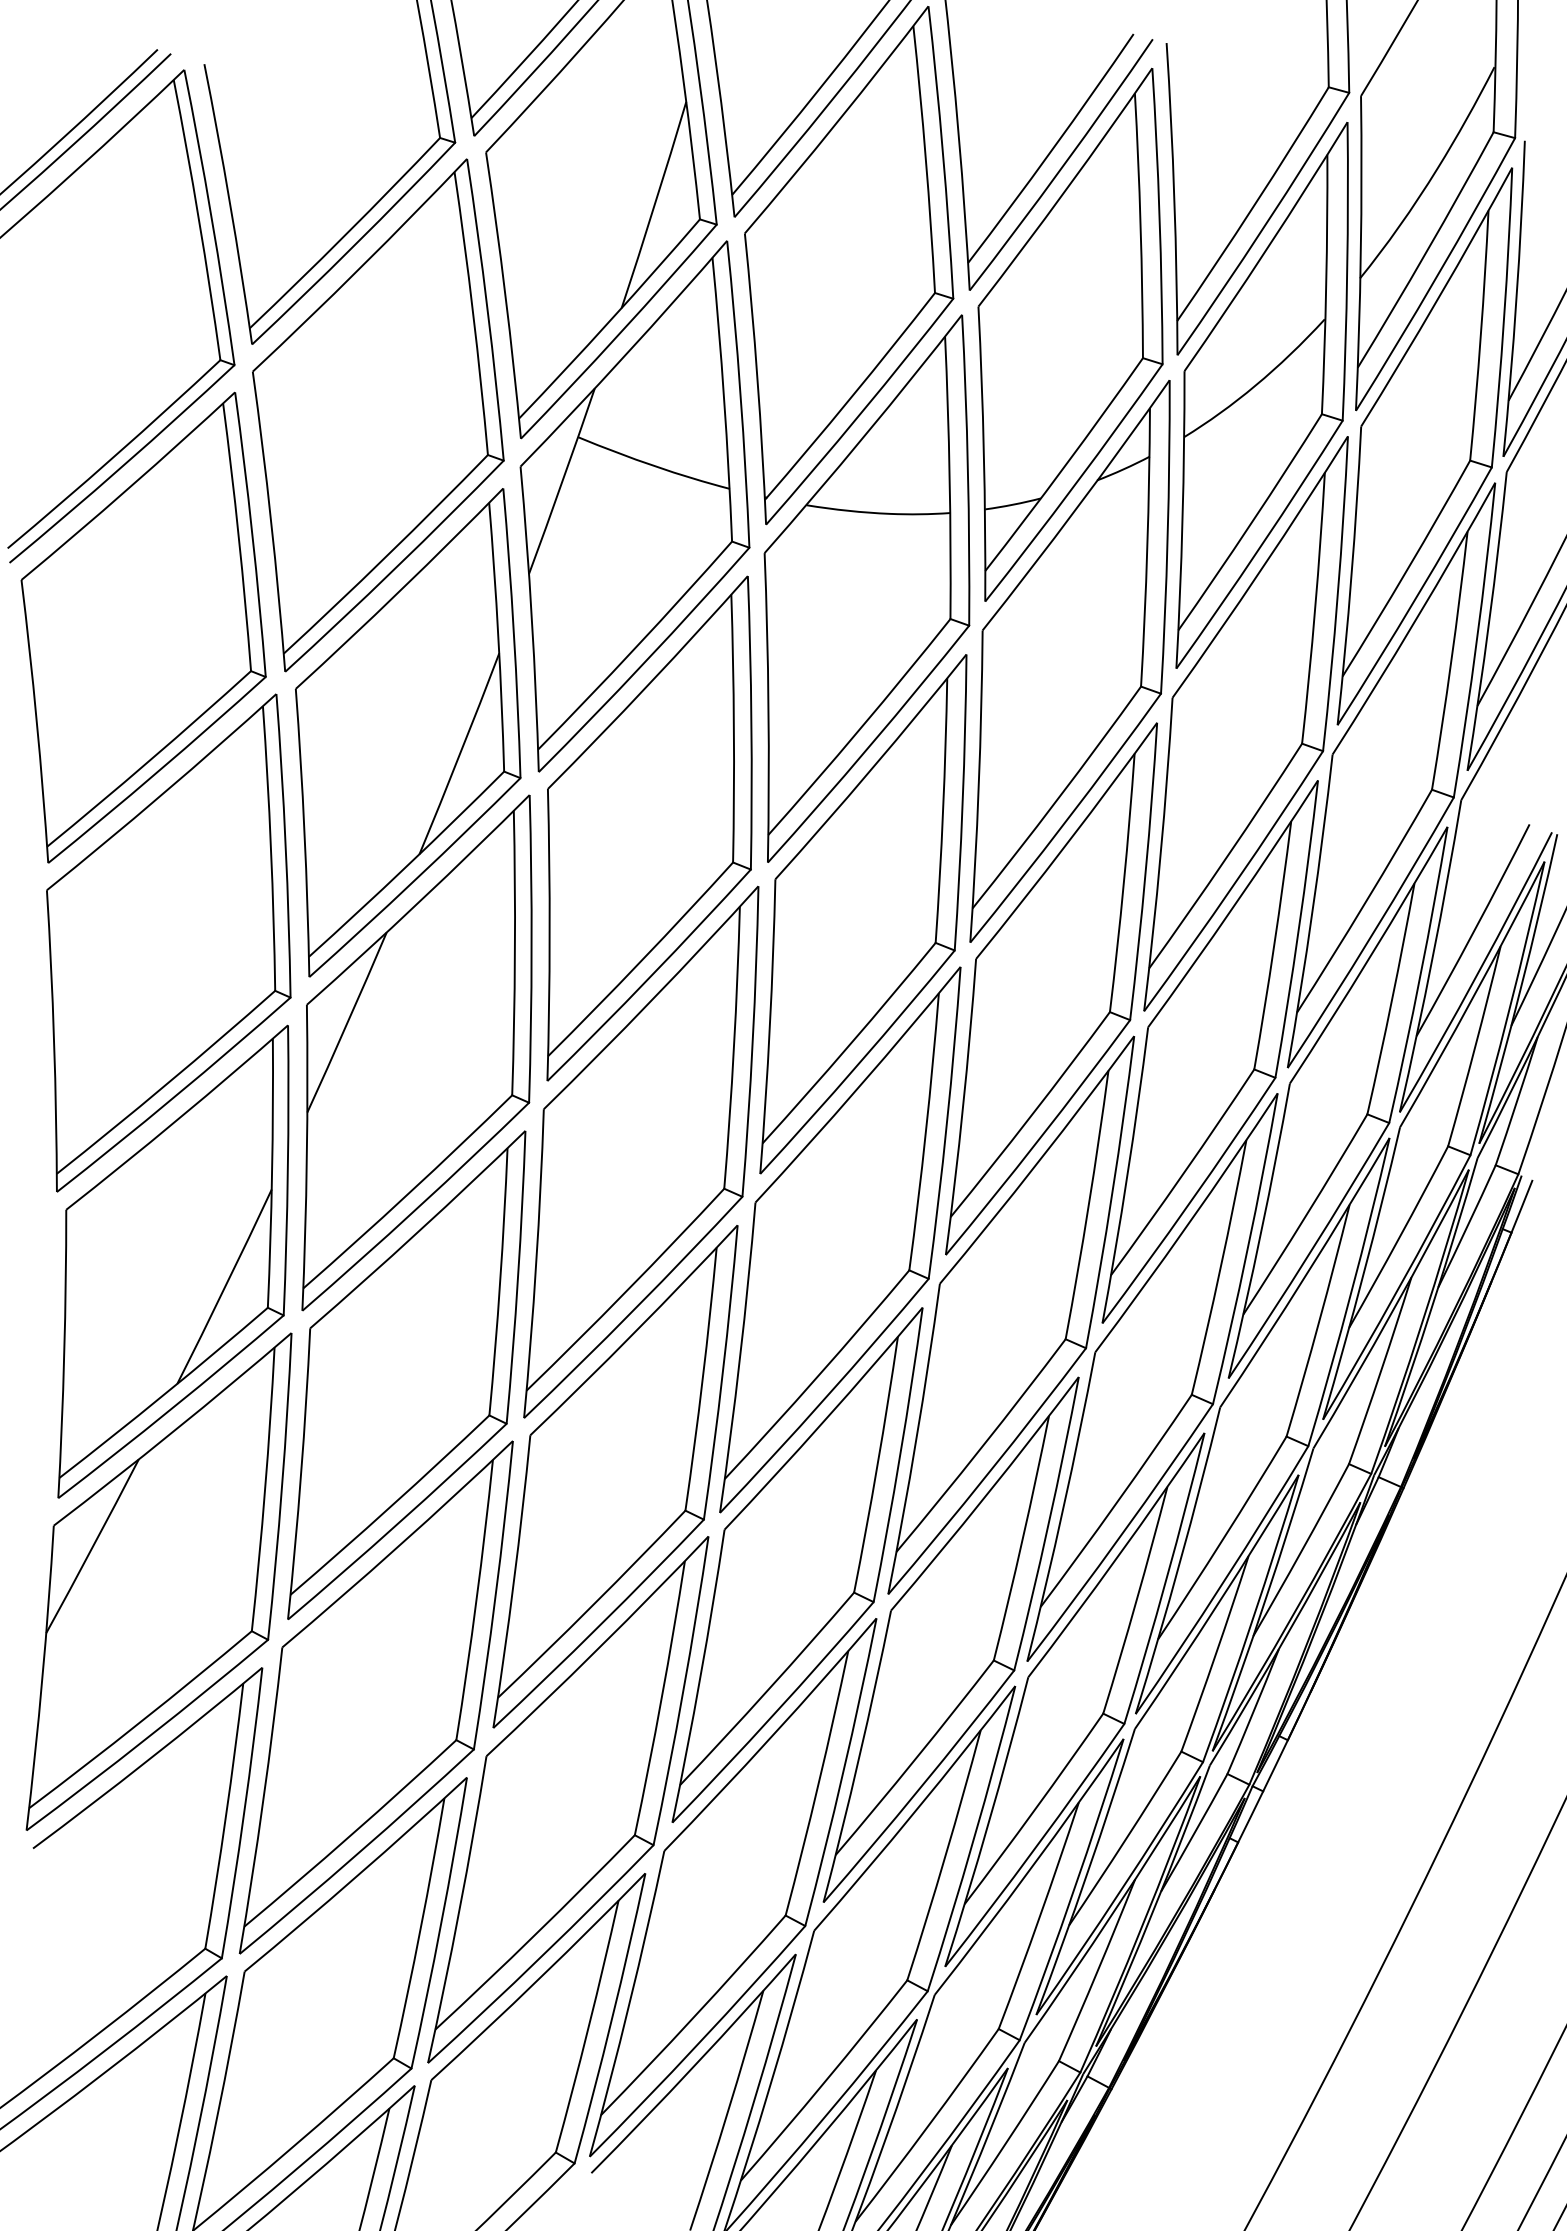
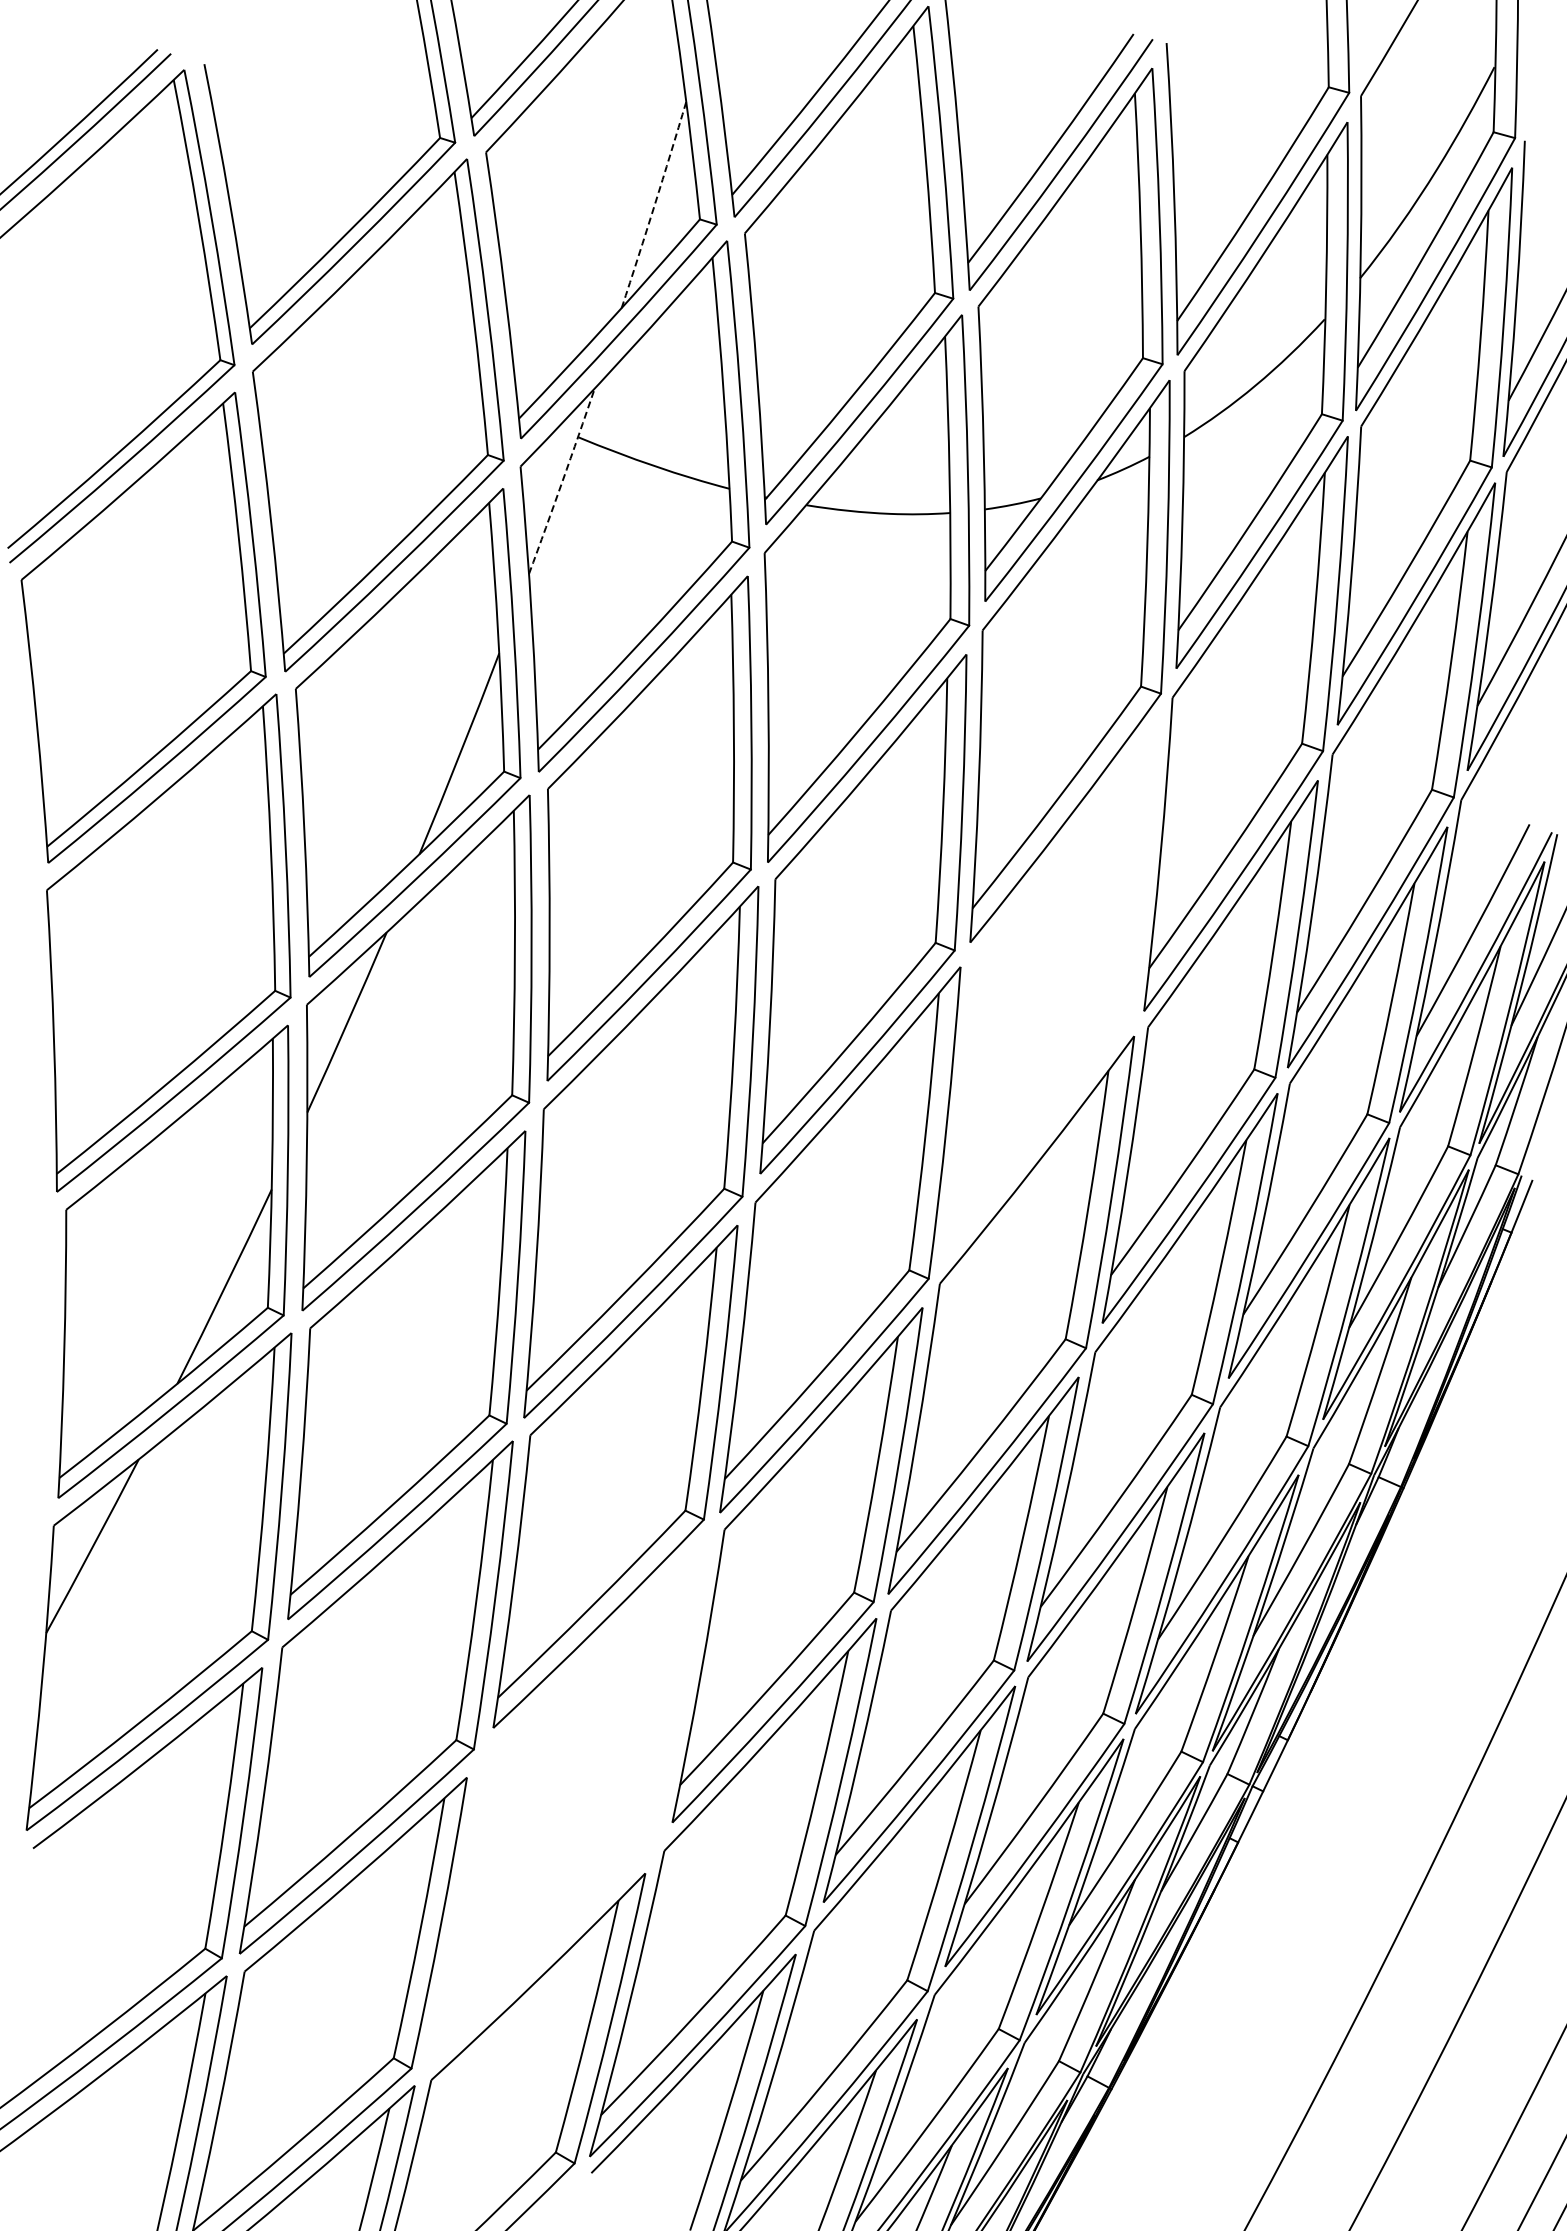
arc: solid -> dashed (654, 205)
arc: solid -> dashed (562, 481)
part: present -> none (1051, 988)
part: present -> none (568, 1799)
